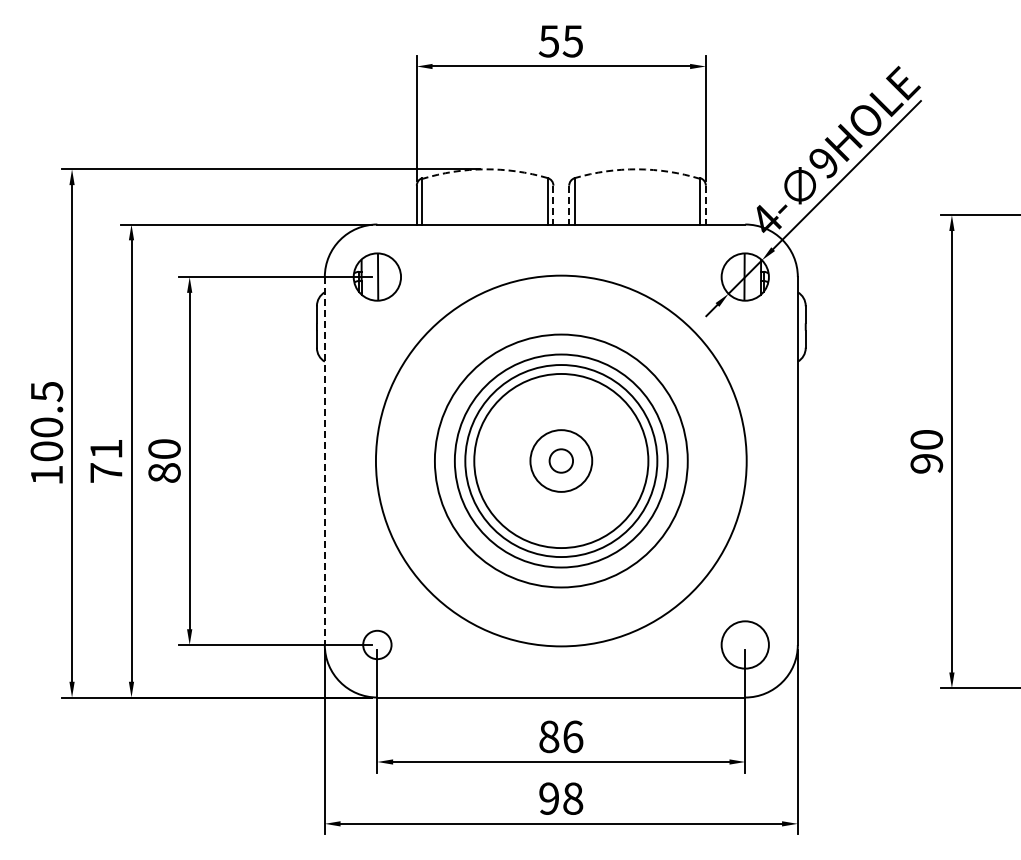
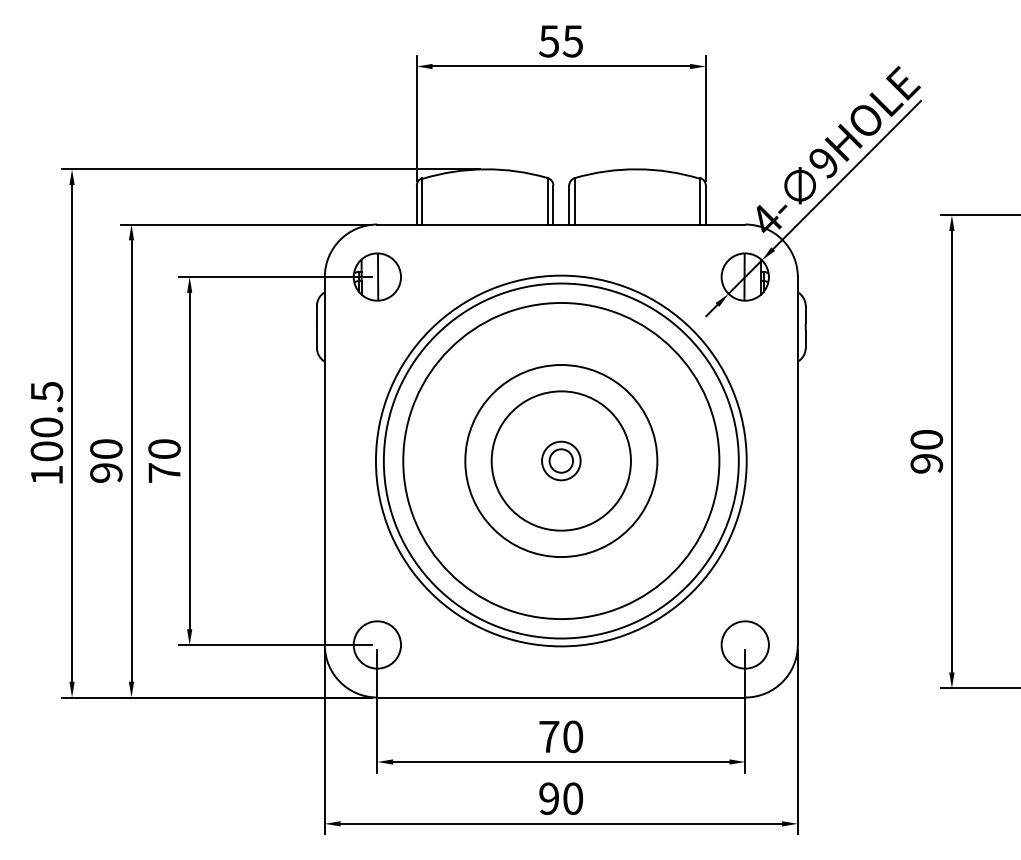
arc: dashed -> solid (485, 169)
arc: dashed -> solid (637, 169)
line: dashed -> solid (553, 205)
line: dashed -> solid (569, 205)
line: dashed -> solid (705, 205)
text: 71 -> 90 (106, 460)
circle diameter: 213 px -> 355 px (560, 460)
circle diameter: 253 px -> 316 px (561, 460)
circle diameter: 174 px -> 139 px (560, 460)
circle diameter: 62 px -> 39 px (561, 460)
line: dashed -> solid (324, 461)
text: 80 -> 70 (164, 472)
circle diameter: 28 px -> 47 px (377, 644)
text: 86 -> 70 (561, 736)
text: 98 -> 90 (573, 798)
